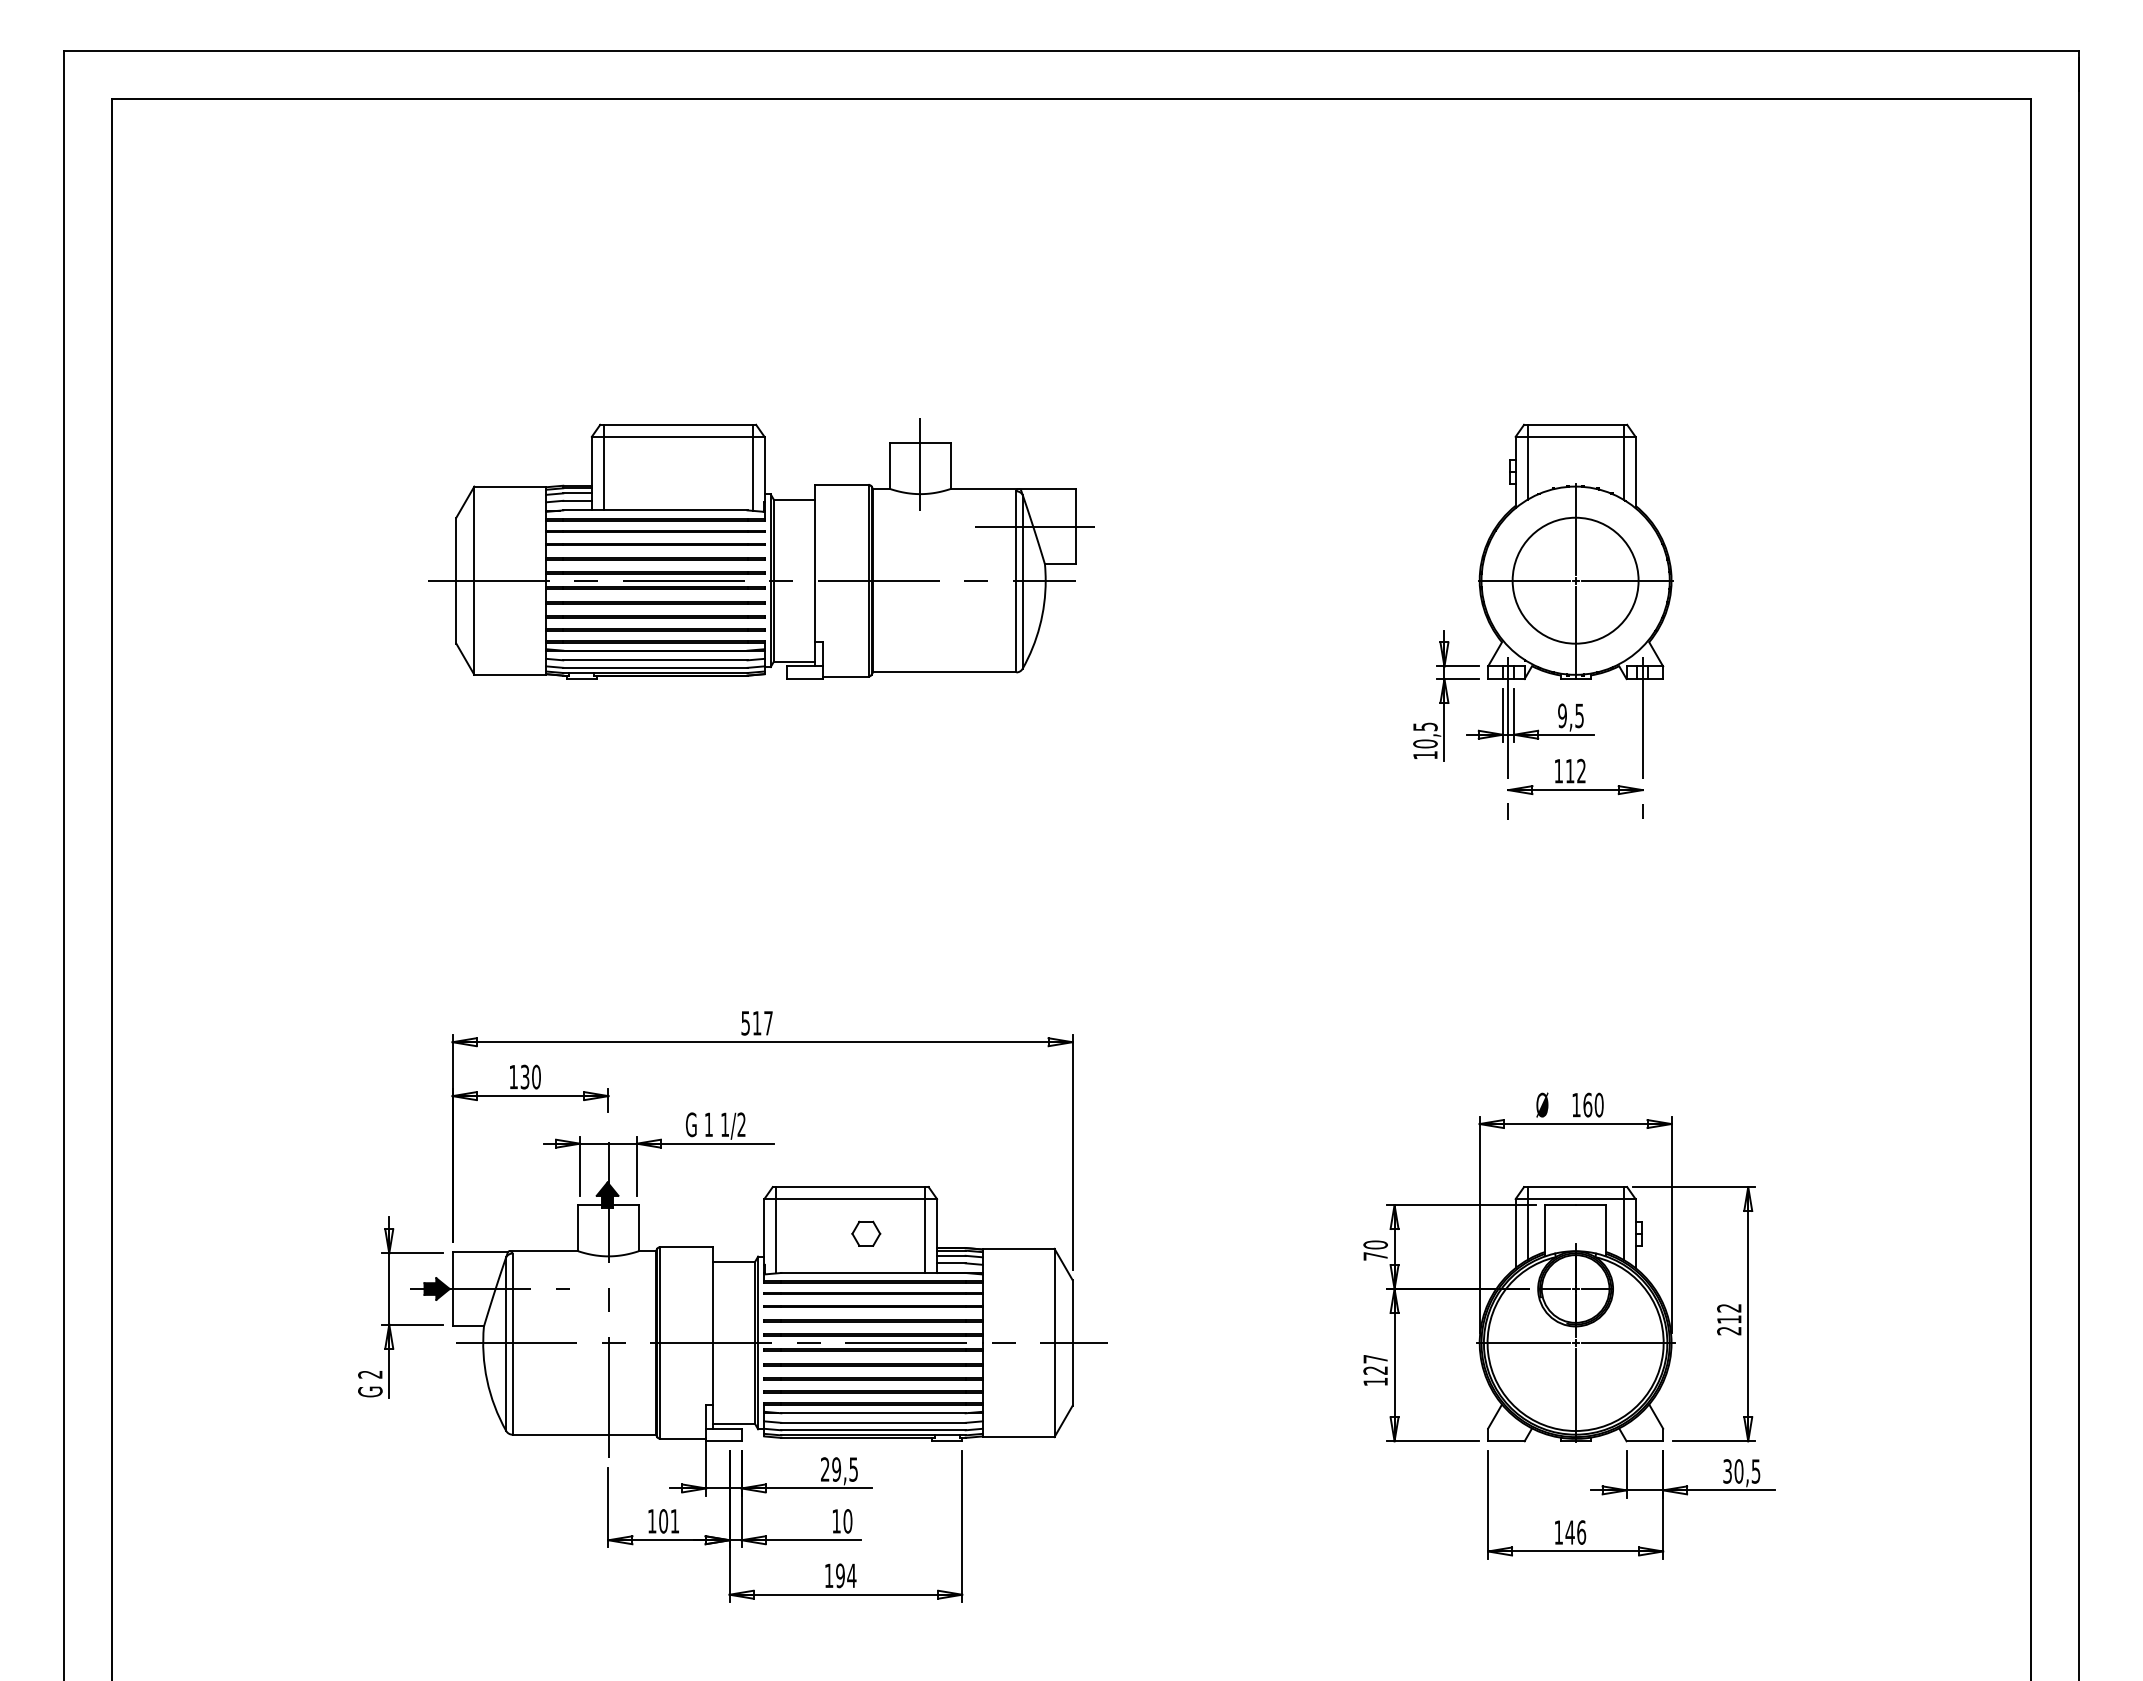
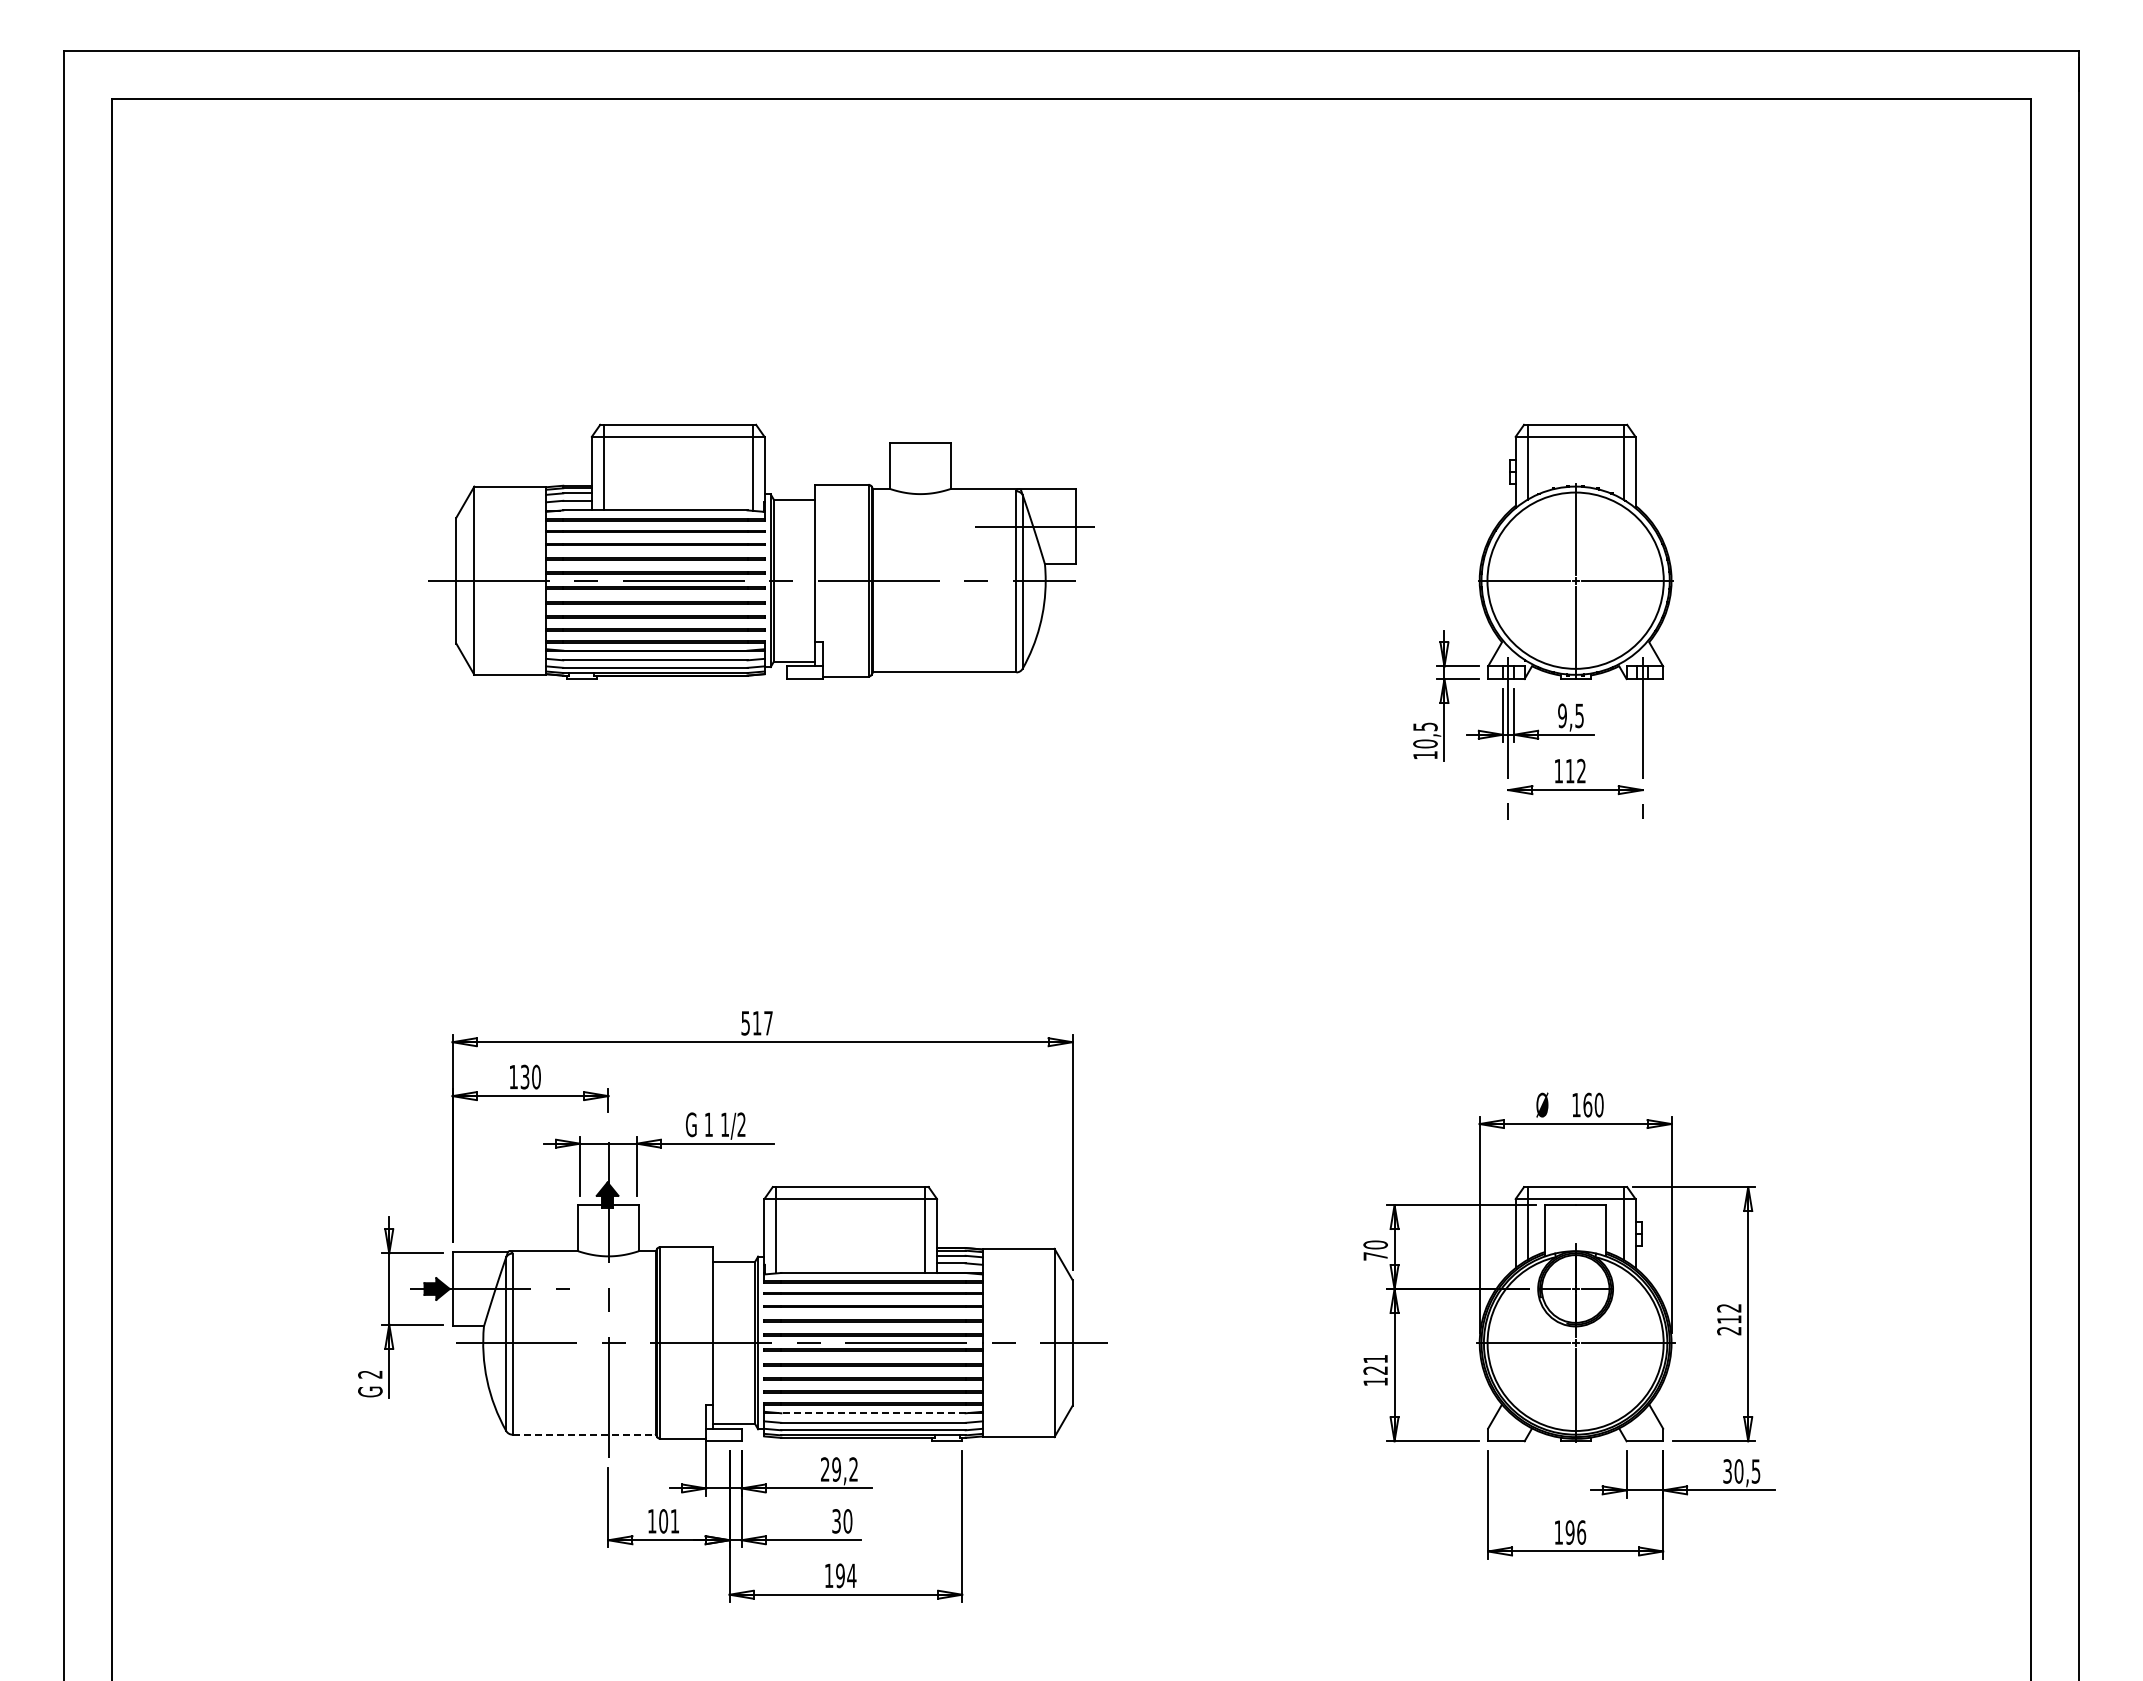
line: present -> none (920, 464)
circle diameter: 126 px -> 176 px (1575, 580)
part: present -> none (866, 1233)
text: 127 -> 121 (1375, 1359)
line: solid -> dashed (873, 1413)
line: solid -> dashed (584, 1434)
text: 29,5 -> 29,2 (853, 1469)
text: 10 -> 30 (836, 1521)
text: 146 -> 196 (1569, 1532)
